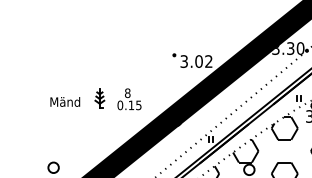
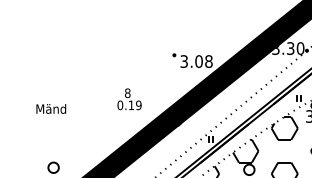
text: 3.02 -> 3.08 (208, 61)
part: present -> none (99, 98)
text position: (65, 101) -> (51, 108) (51, 108)
text: 0.15 -> 0.19 (138, 104)
